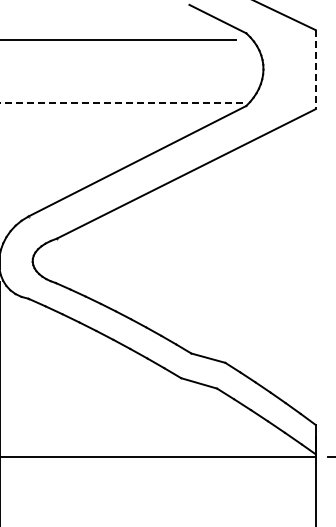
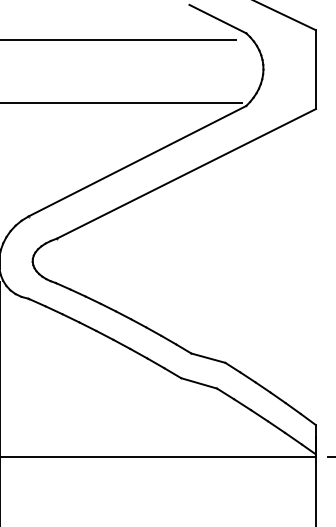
line: dashed -> solid (315, 70)
line: dashed -> solid (121, 102)
